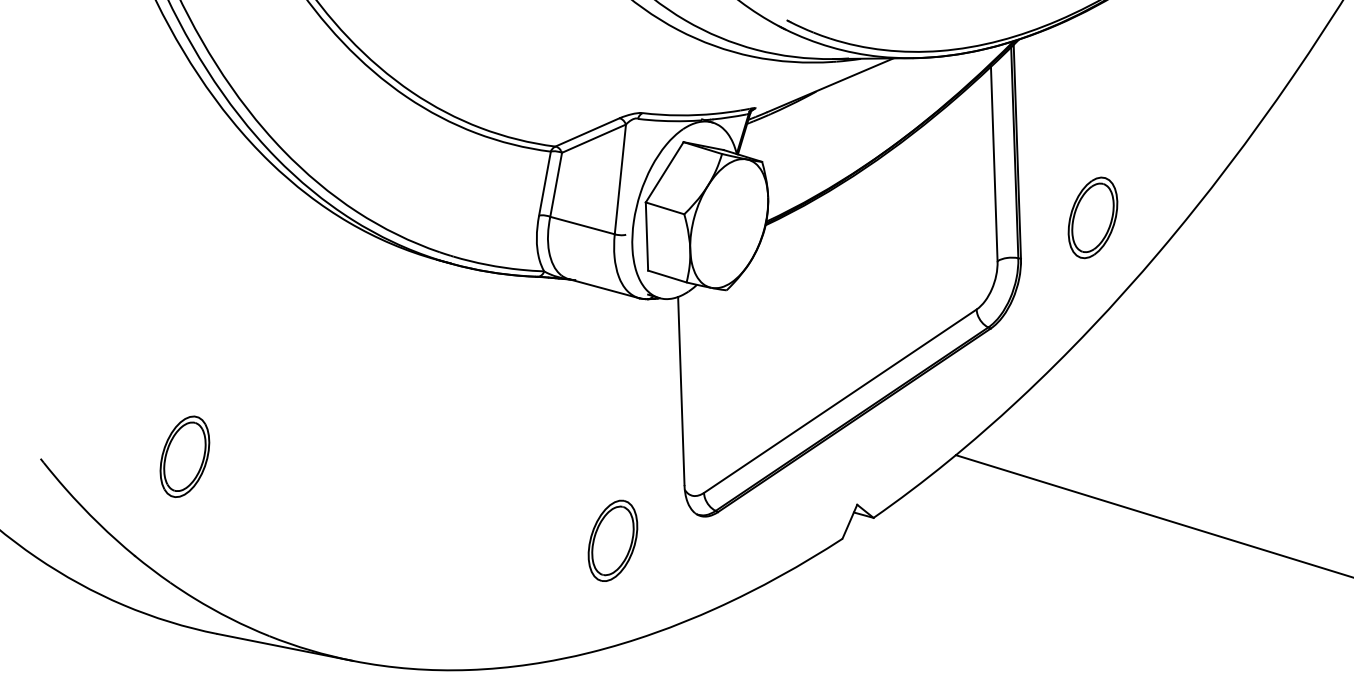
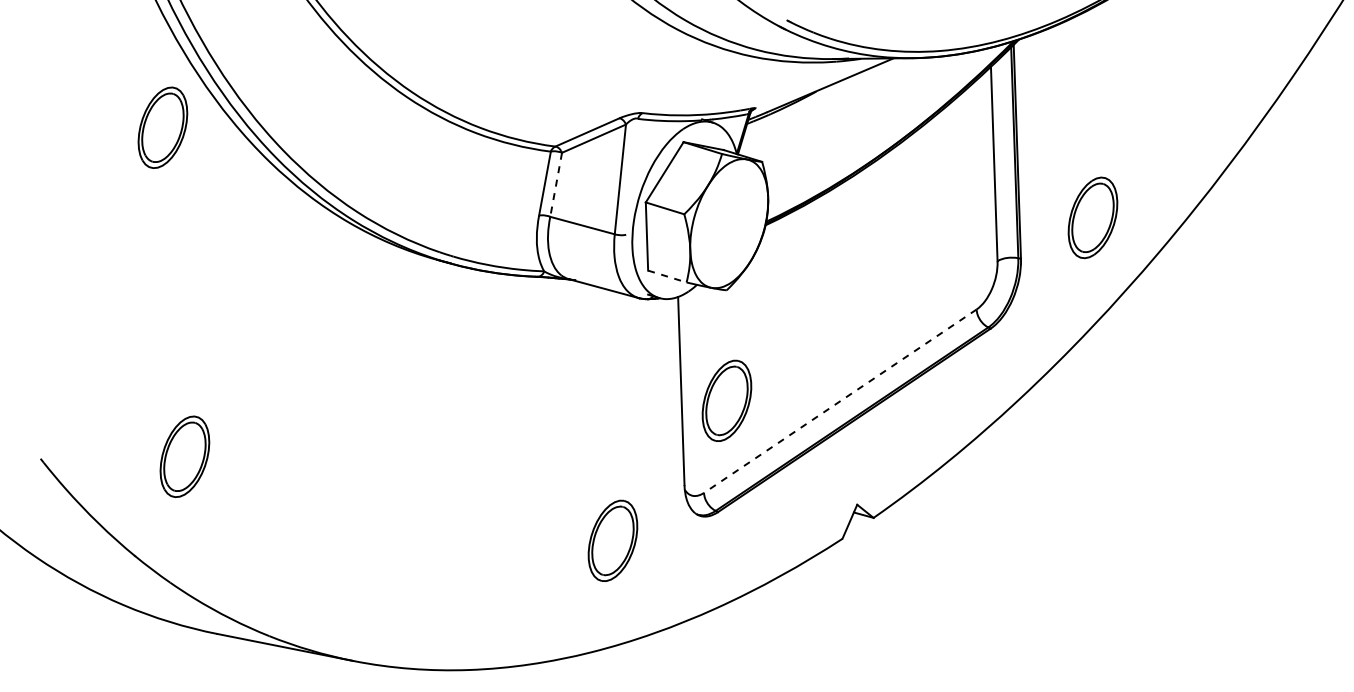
part: none -> present (162, 127)
line: solid -> dashed (556, 184)
line: solid -> dashed (667, 276)
part: none -> present (726, 400)
line: solid -> dashed (839, 401)
line: present -> none (1152, 515)
